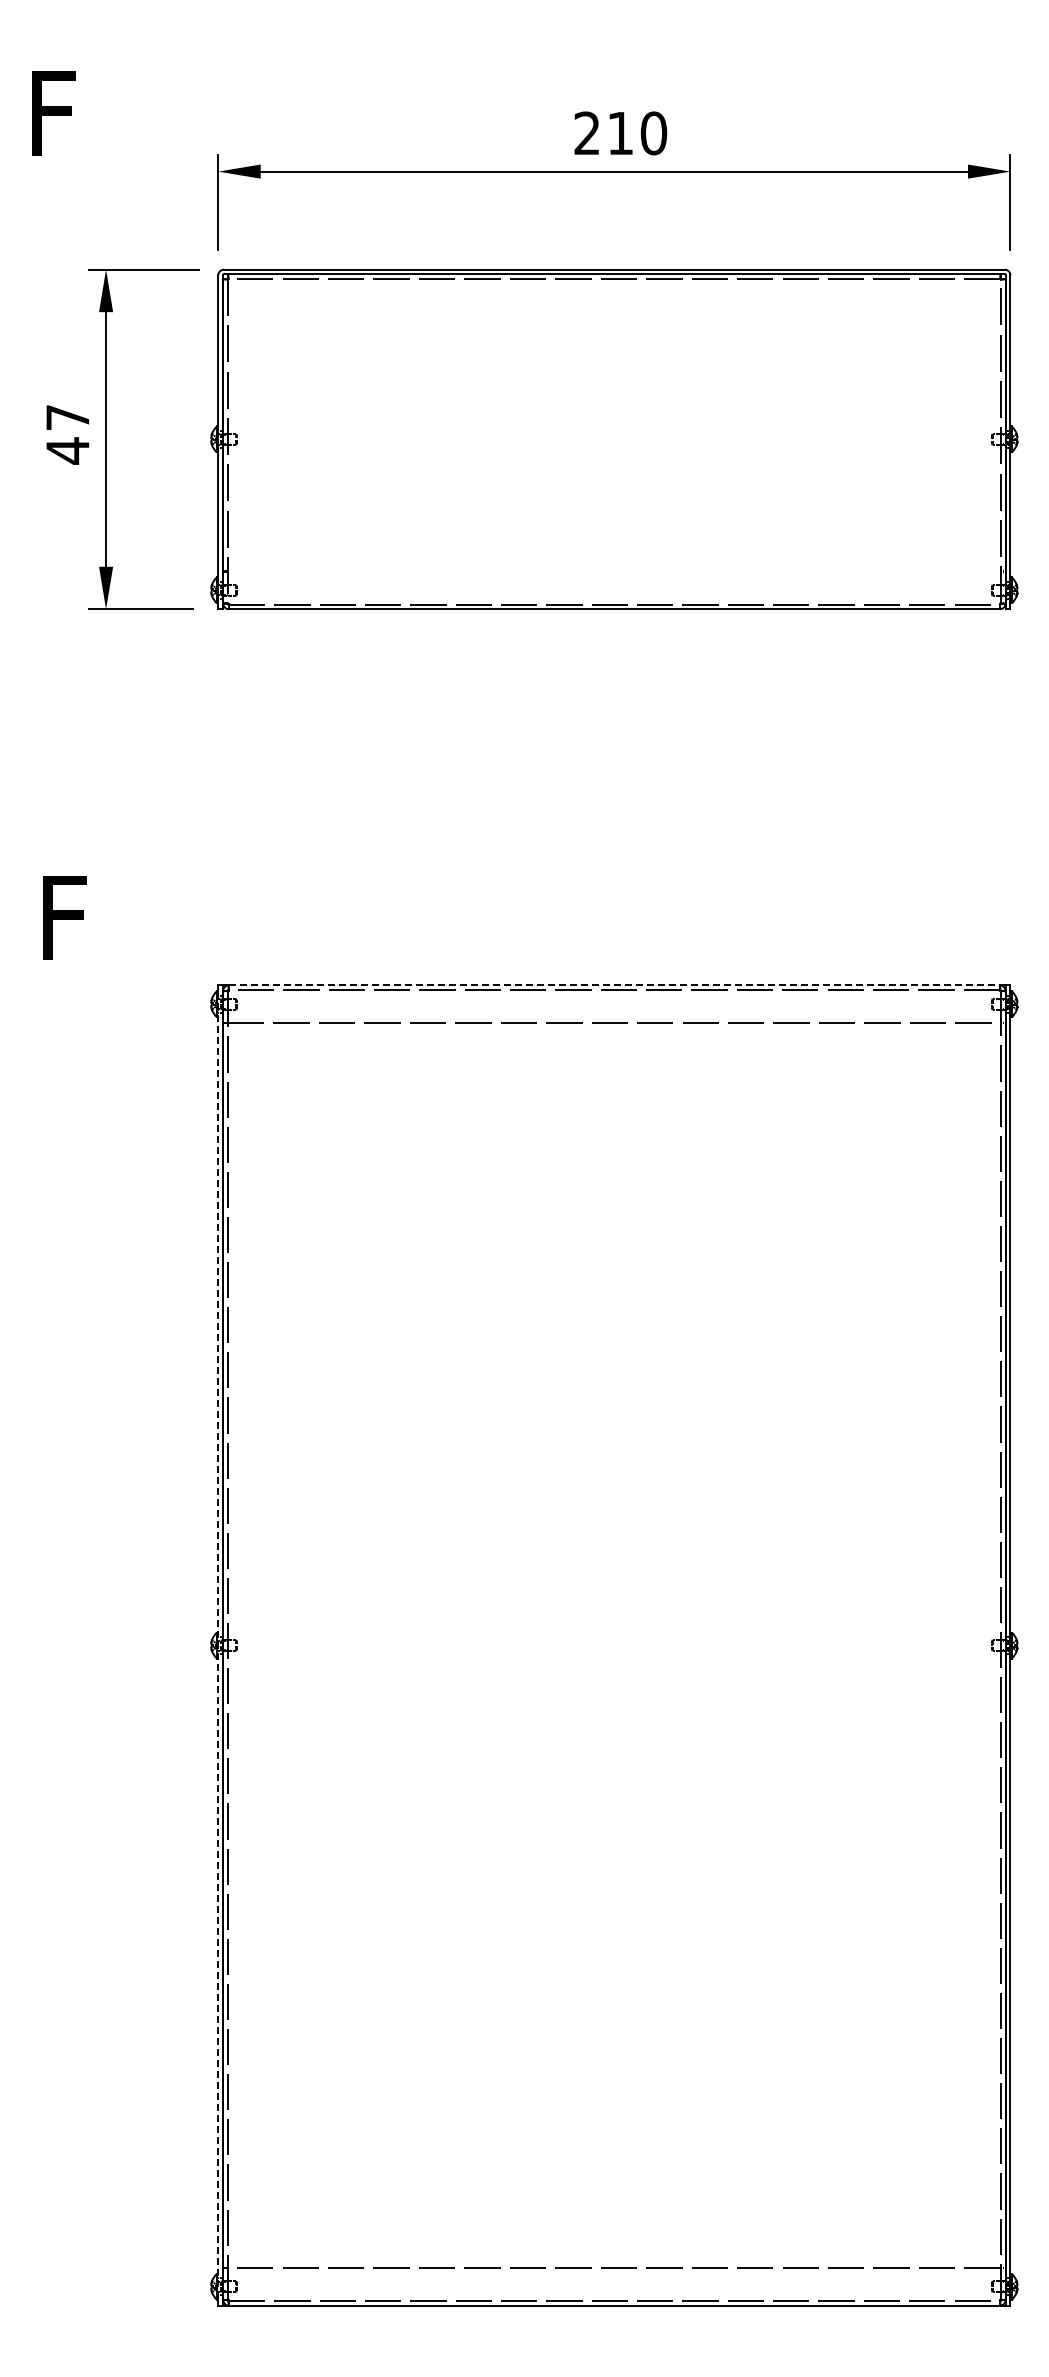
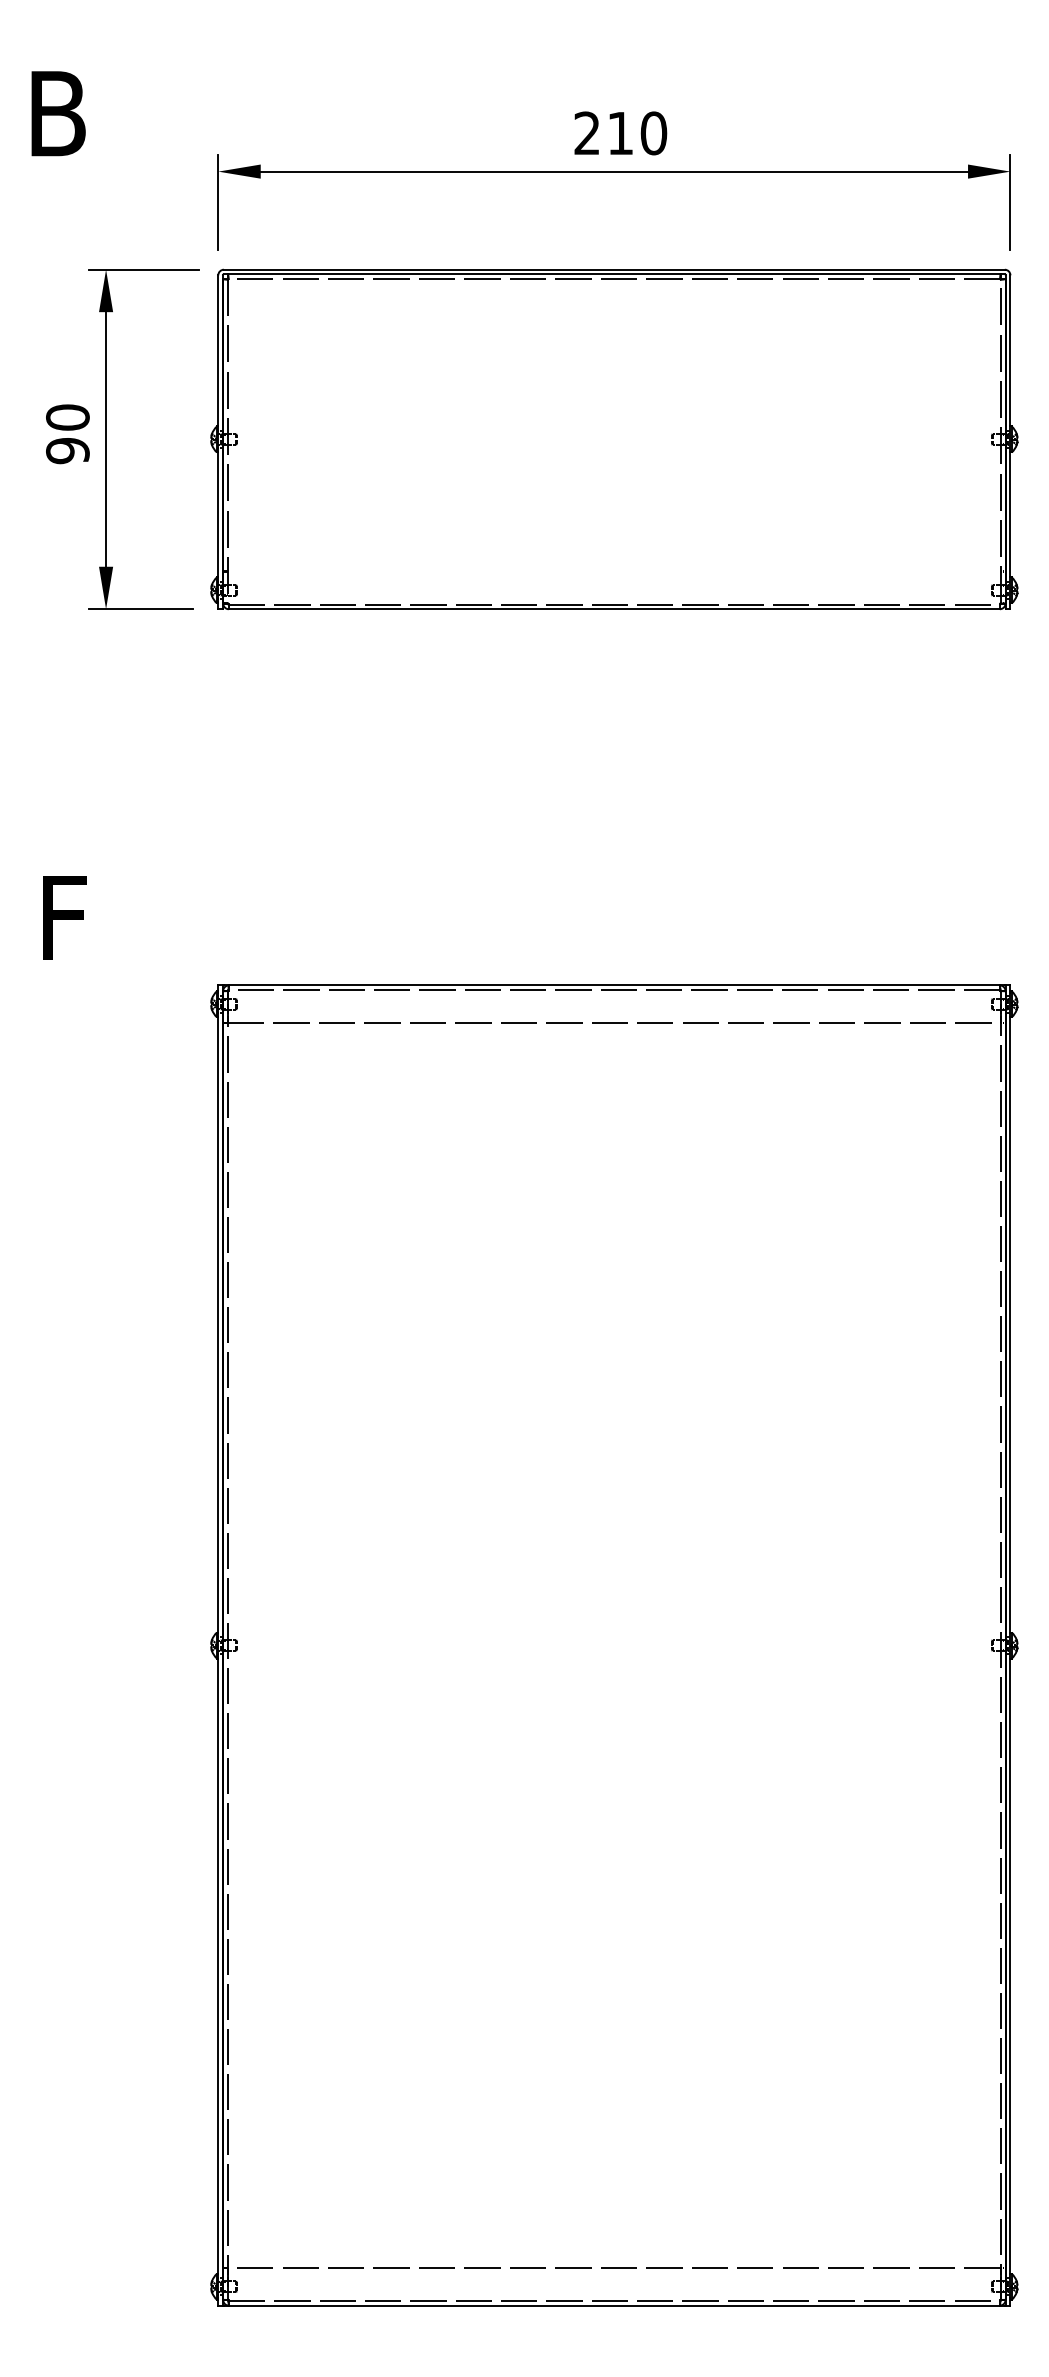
text: F -> B (58, 113)
text: 47 -> 90 (67, 434)
line: dashed -> solid (614, 985)
line: dashed -> solid (218, 1645)
